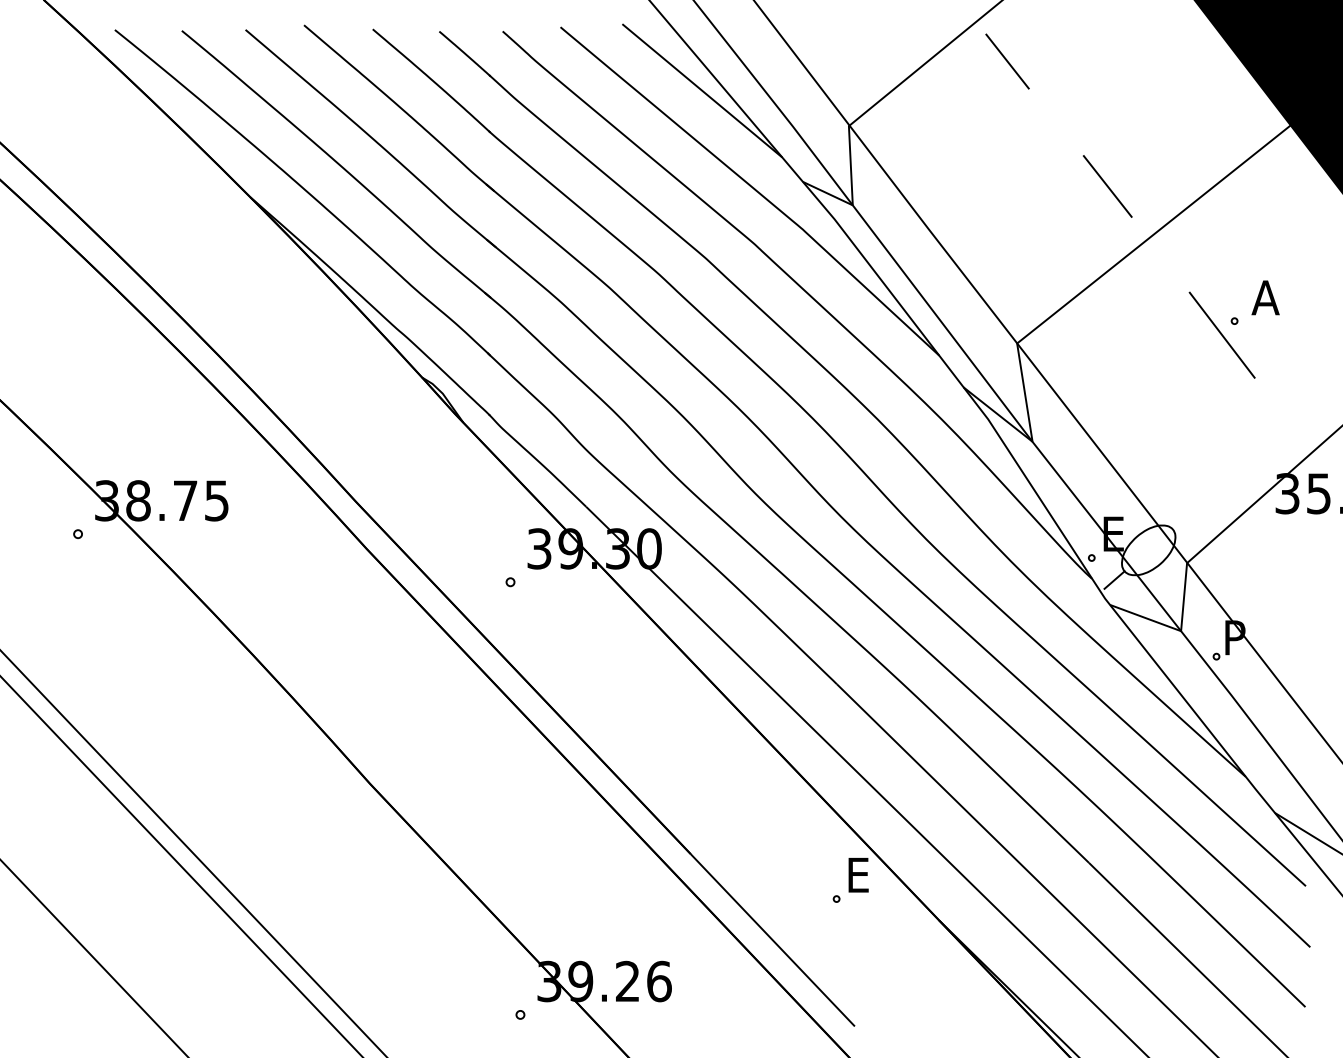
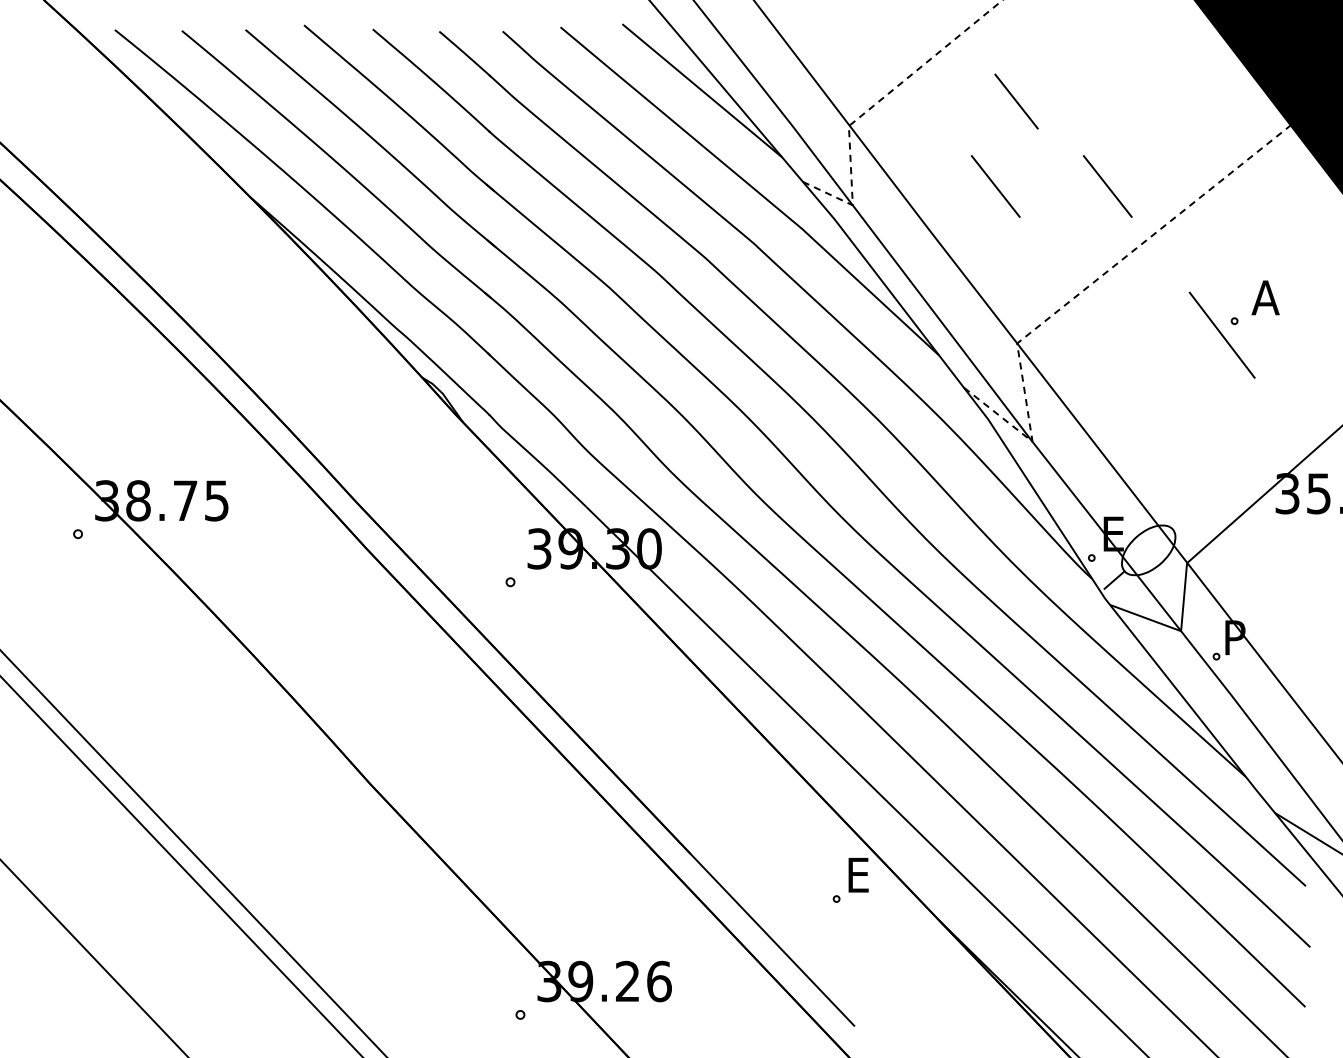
line position: (1007, 61) -> (1016, 101) (1016, 101)
line: solid -> dashed (872, 106)
line: none -> present (995, 186)
line: solid -> dashed (1079, 293)
